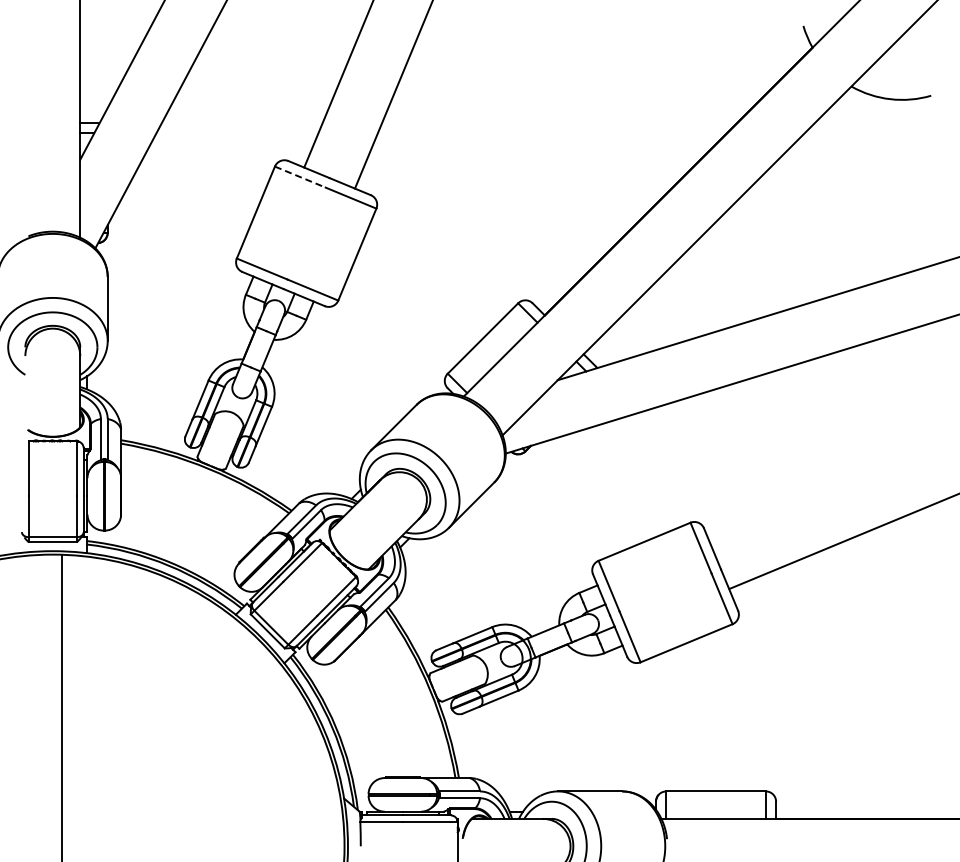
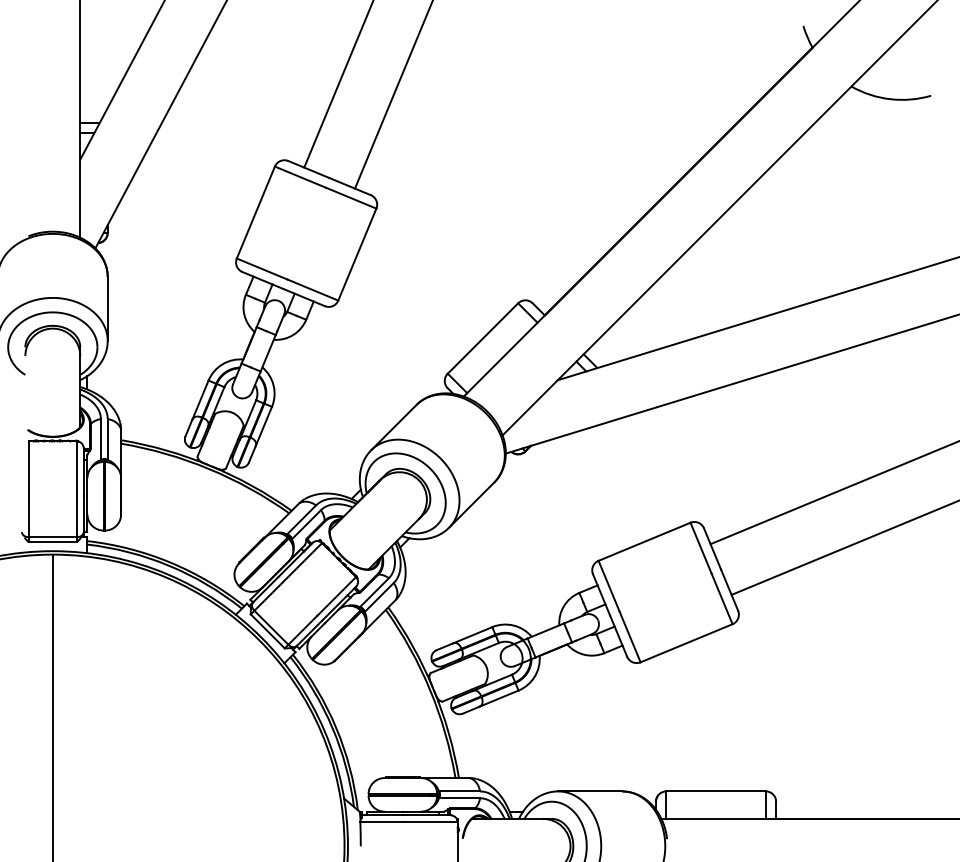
line: dashed -> solid (300, 177)
line: none -> present (833, 493)
line position: (842, 541) -> (843, 547) (843, 547)
line position: (61, 706) -> (52, 706) (52, 706)
